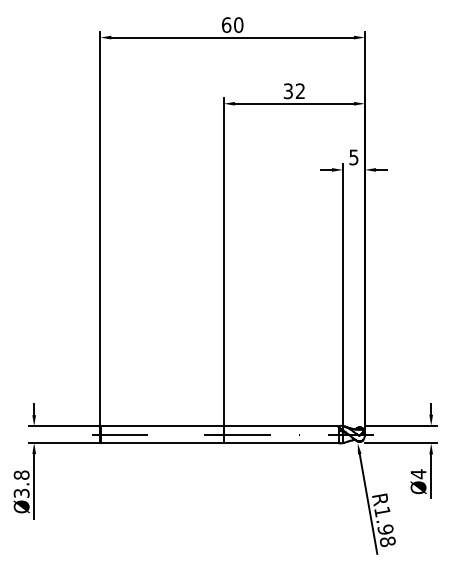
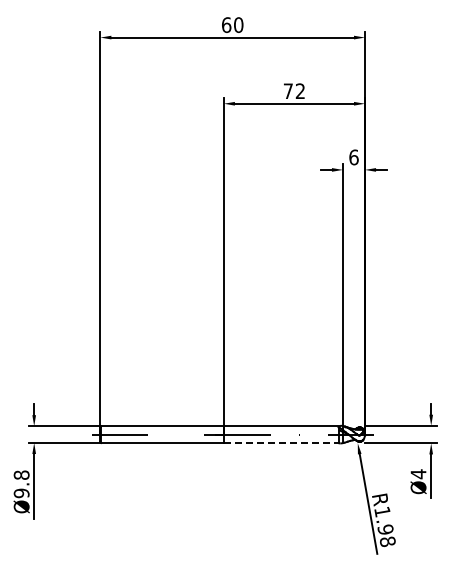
text: 32 -> 72 (287, 91)
text: 5 -> 6 (353, 157)
line: solid -> dashed (282, 443)
text: Ø3.8 -> Ø9.8 (21, 493)
